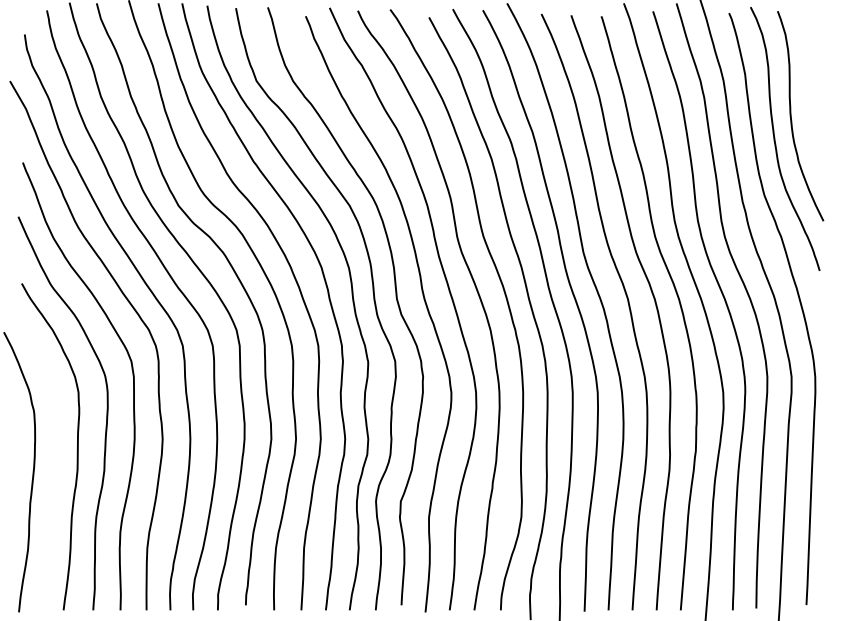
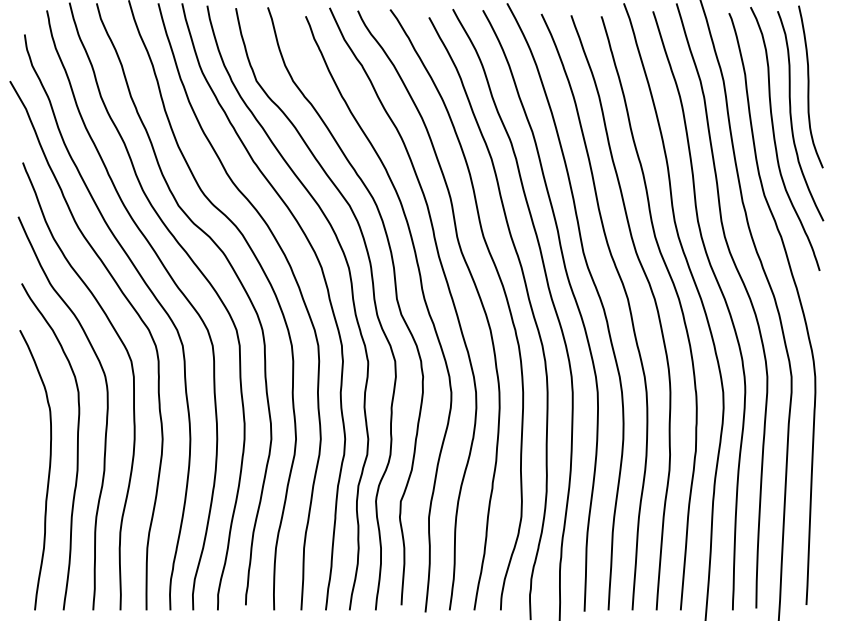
curve: none -> present (809, 86)
curve position: (32, 472) -> (48, 470) (48, 470)
